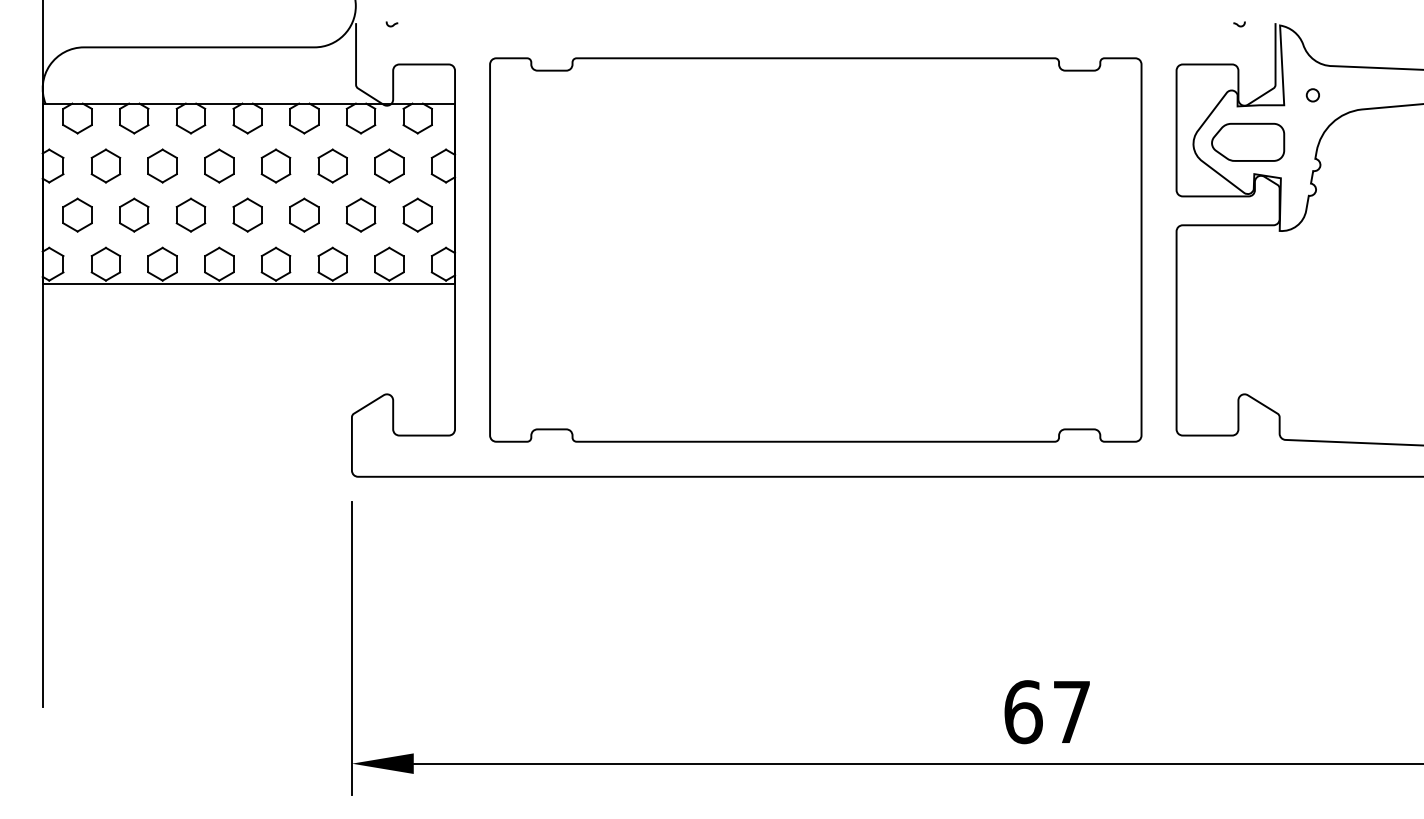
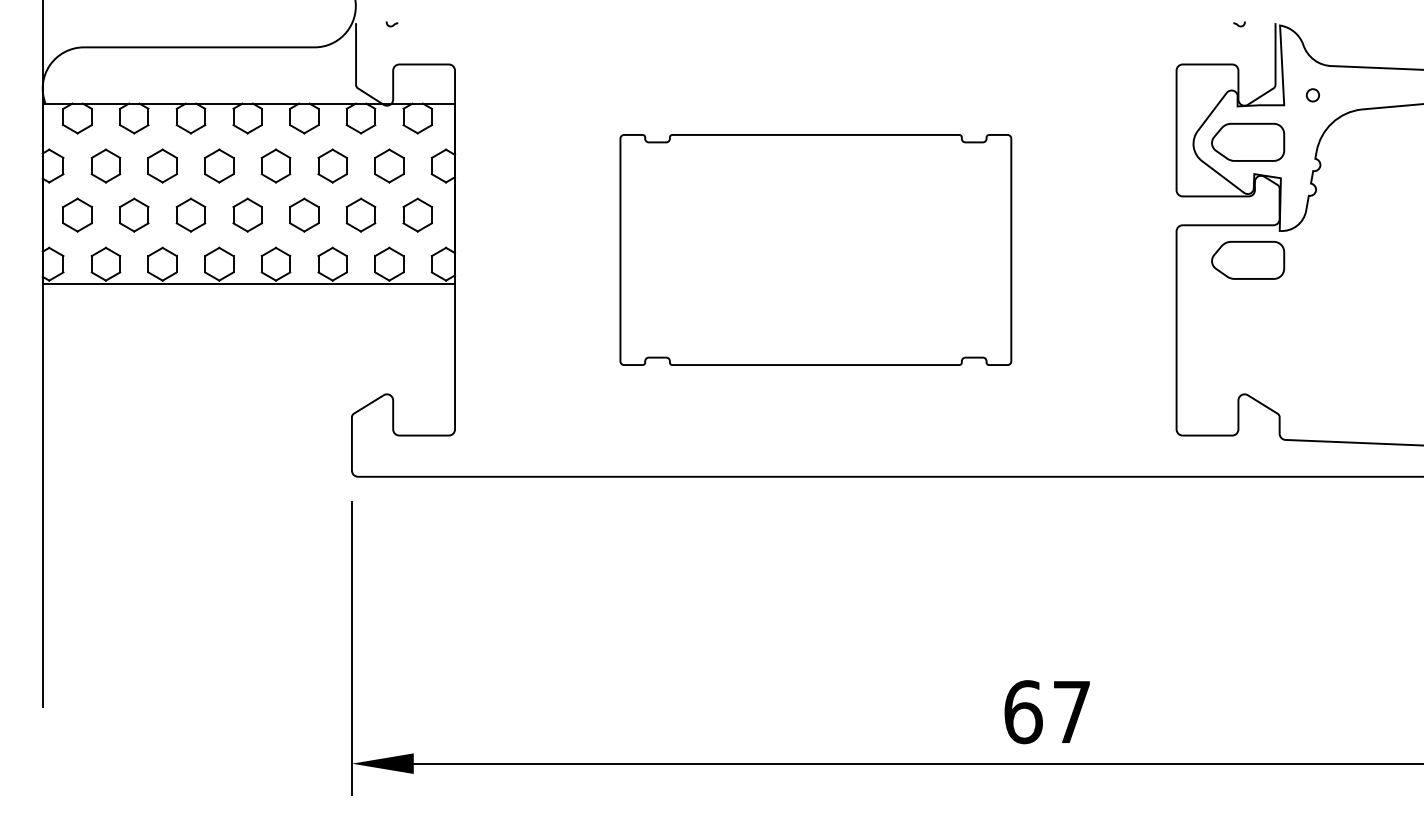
part size: 654x386 px -> 394x232 px (815, 249)
part: none -> present (1248, 259)
